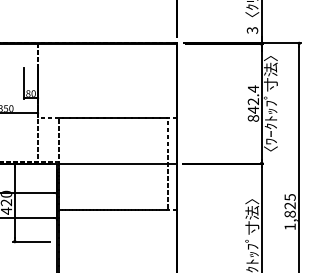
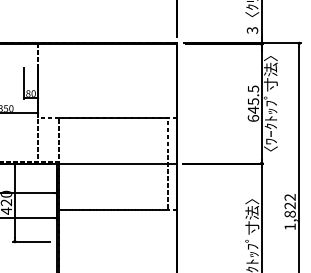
text: 842.4 -> 645.5 (253, 103)
text: 1,825 -> 1,822 (289, 197)
